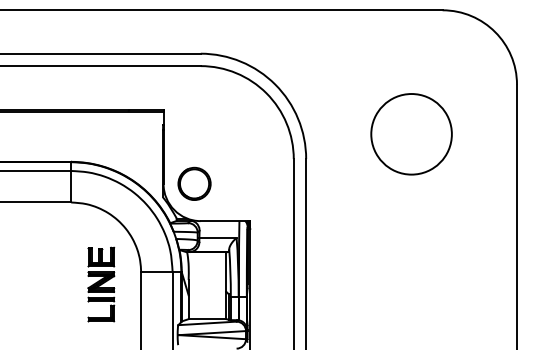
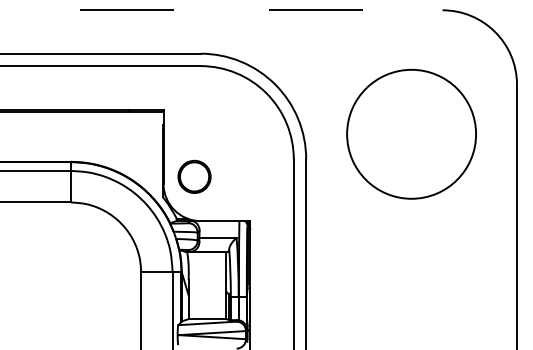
line: solid -> dashed (221, 10)
circle diameter: 81 px -> 129 px (411, 133)
part position: (194, 183) -> (194, 176) (194, 176)
part: present -> none (101, 284)
